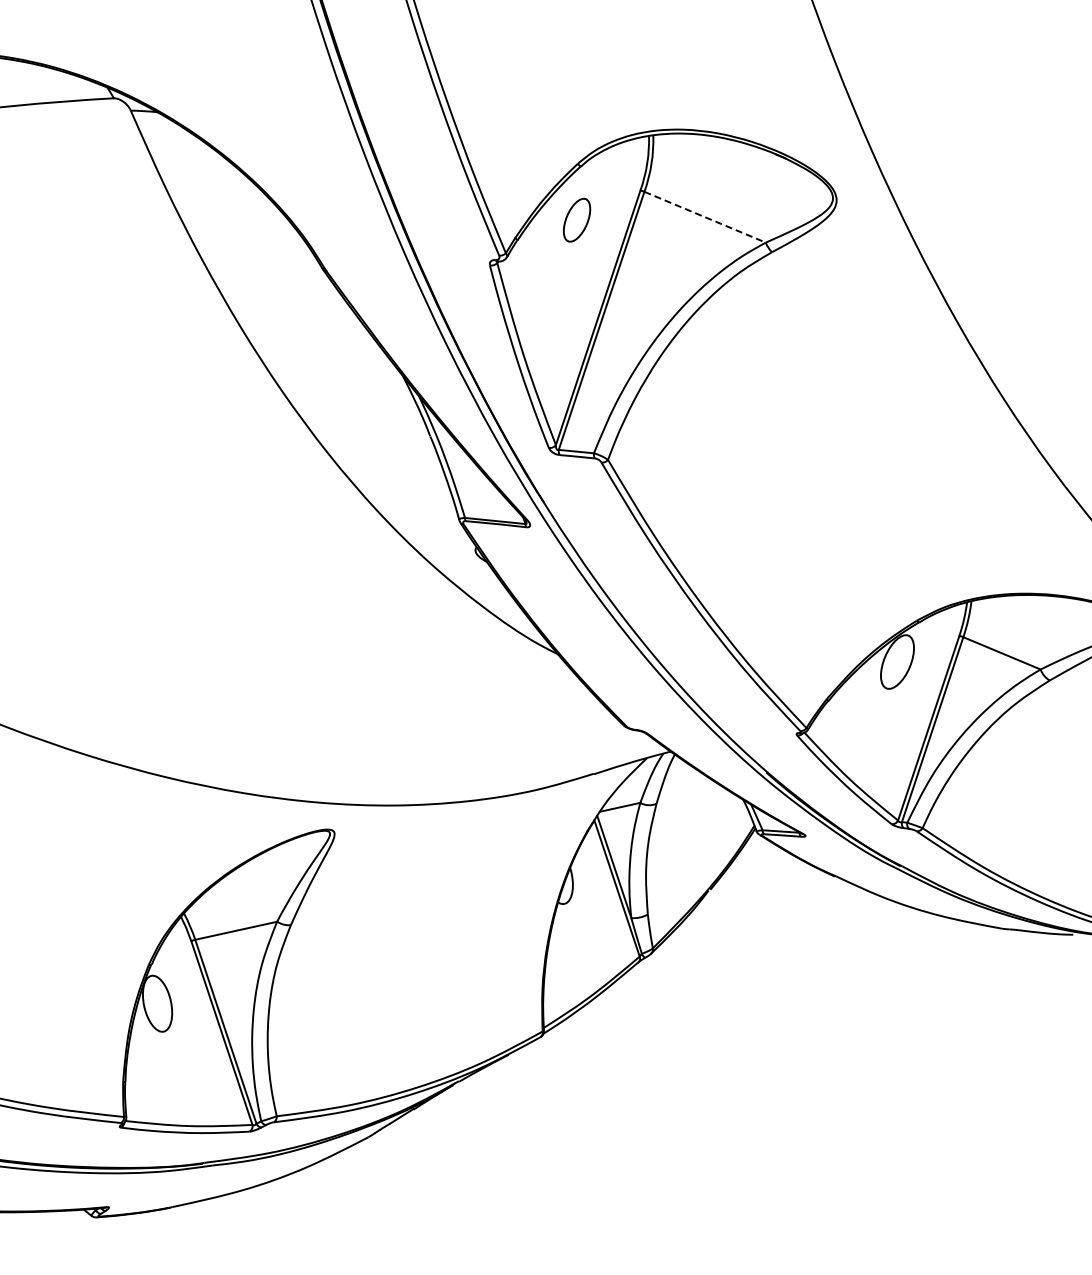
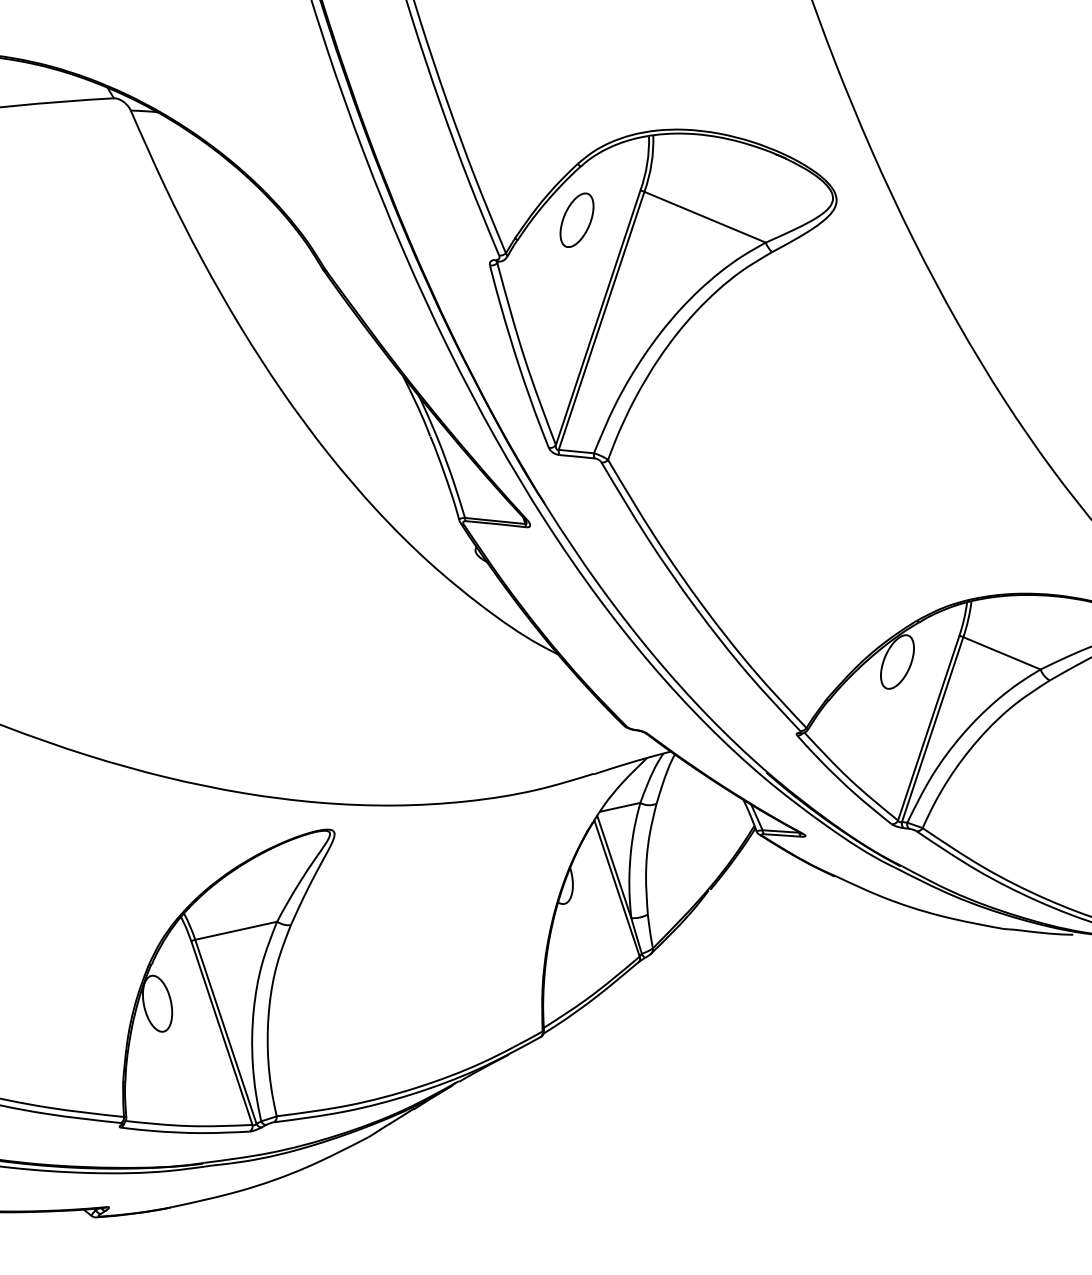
line: dashed -> solid (705, 217)
part size: 30x46 px -> 36x56 px (576, 219)
